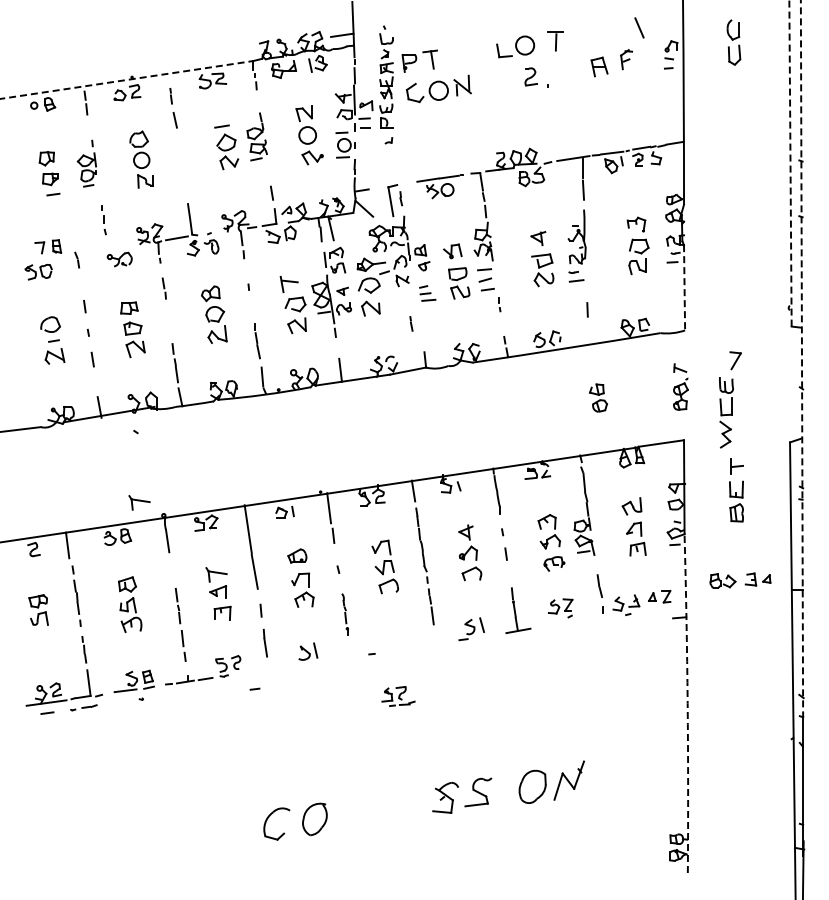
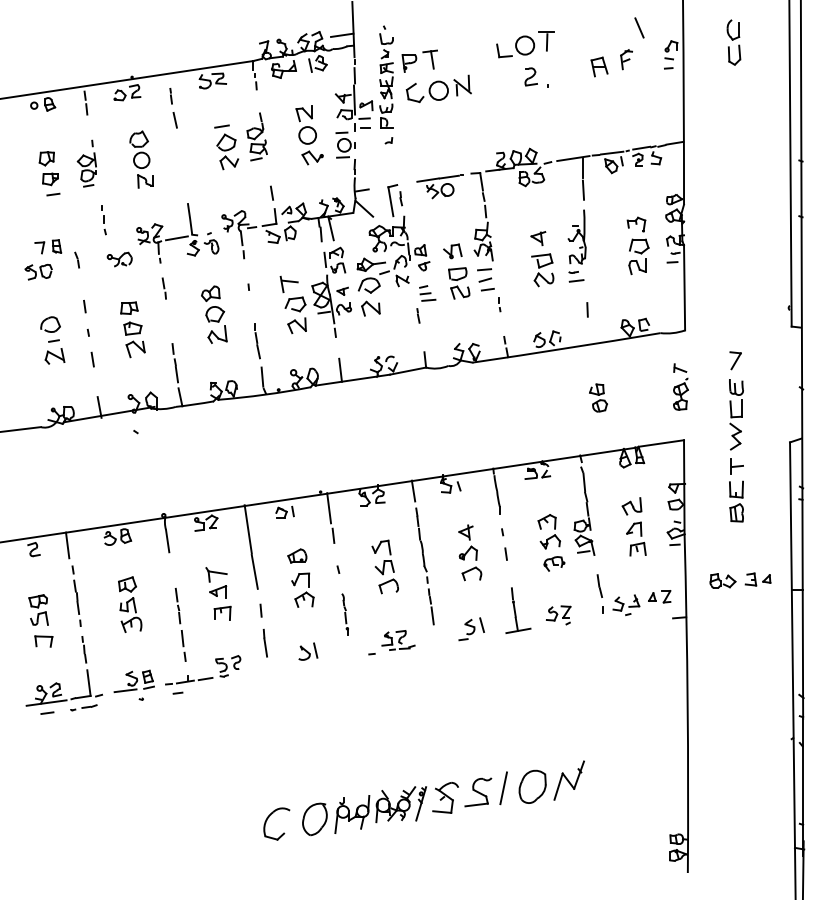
part position: (555, 41) -> (546, 41) (546, 41)
line: dashed -> solid (127, 79)
line: dashed -> solid (790, 163)
line: dashed -> solid (684, 287)
line position: (411, 323) -> (418, 315) (418, 315)
line: dashed -> solid (802, 360)
part position: (726, 412) -> (736, 414) (736, 414)
part: present -> none (139, 502)
part position: (560, 608) -> (558, 615) (558, 615)
part: none -> present (43, 641)
line position: (254, 688) -> (177, 692) (177, 692)
part position: (398, 696) -> (398, 640) (398, 640)
arc: dashed -> solid (687, 703)
line: none -> present (503, 788)
part: none -> present (380, 809)
